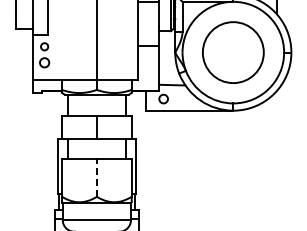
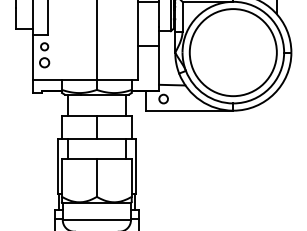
circle diameter: 61 px -> 87 px (232, 52)
line: dashed -> solid (96, 178)
